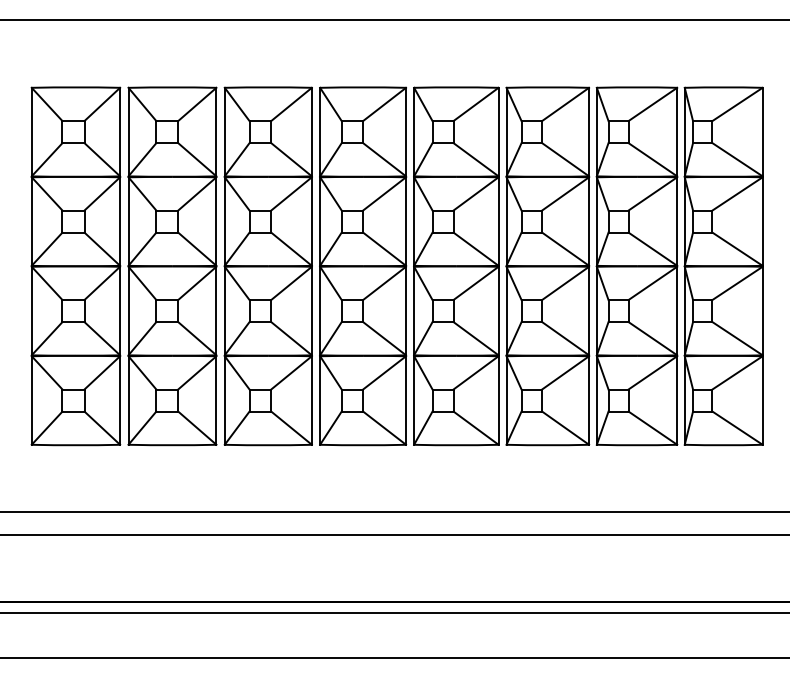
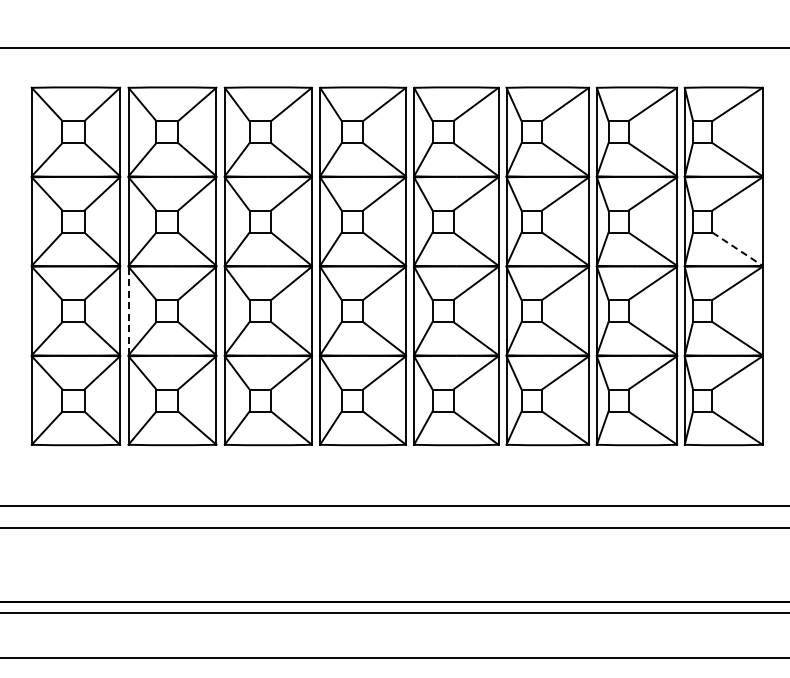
line position: (394, 20) -> (394, 48) (394, 48)
line: solid -> dashed (737, 249)
line: solid -> dashed (128, 310)
line position: (394, 512) -> (394, 506) (394, 506)
line position: (394, 534) -> (394, 527) (394, 527)
